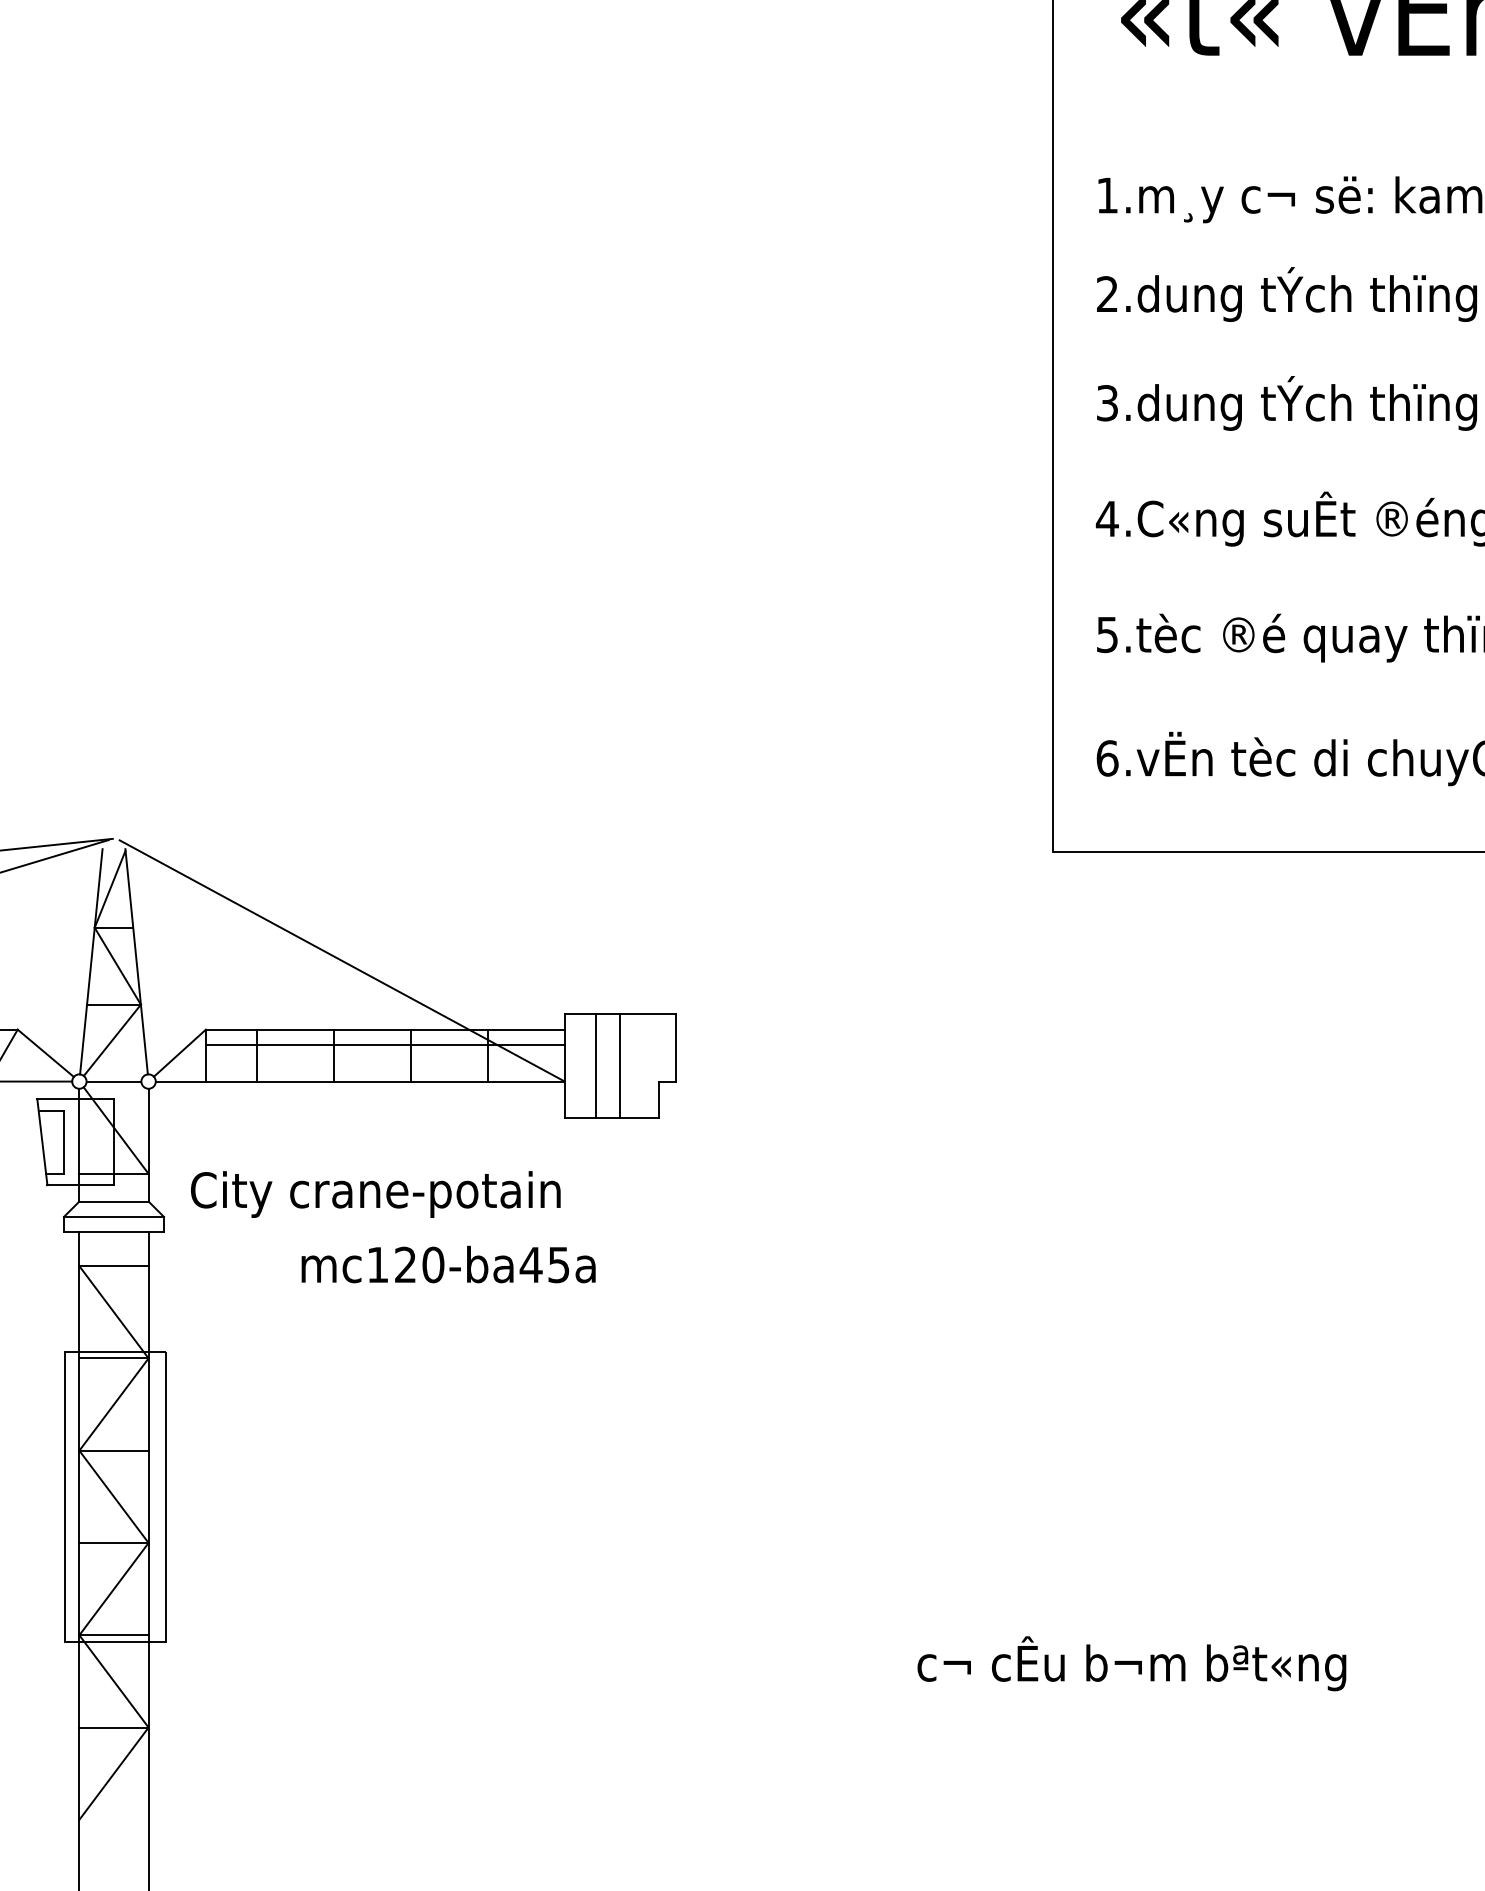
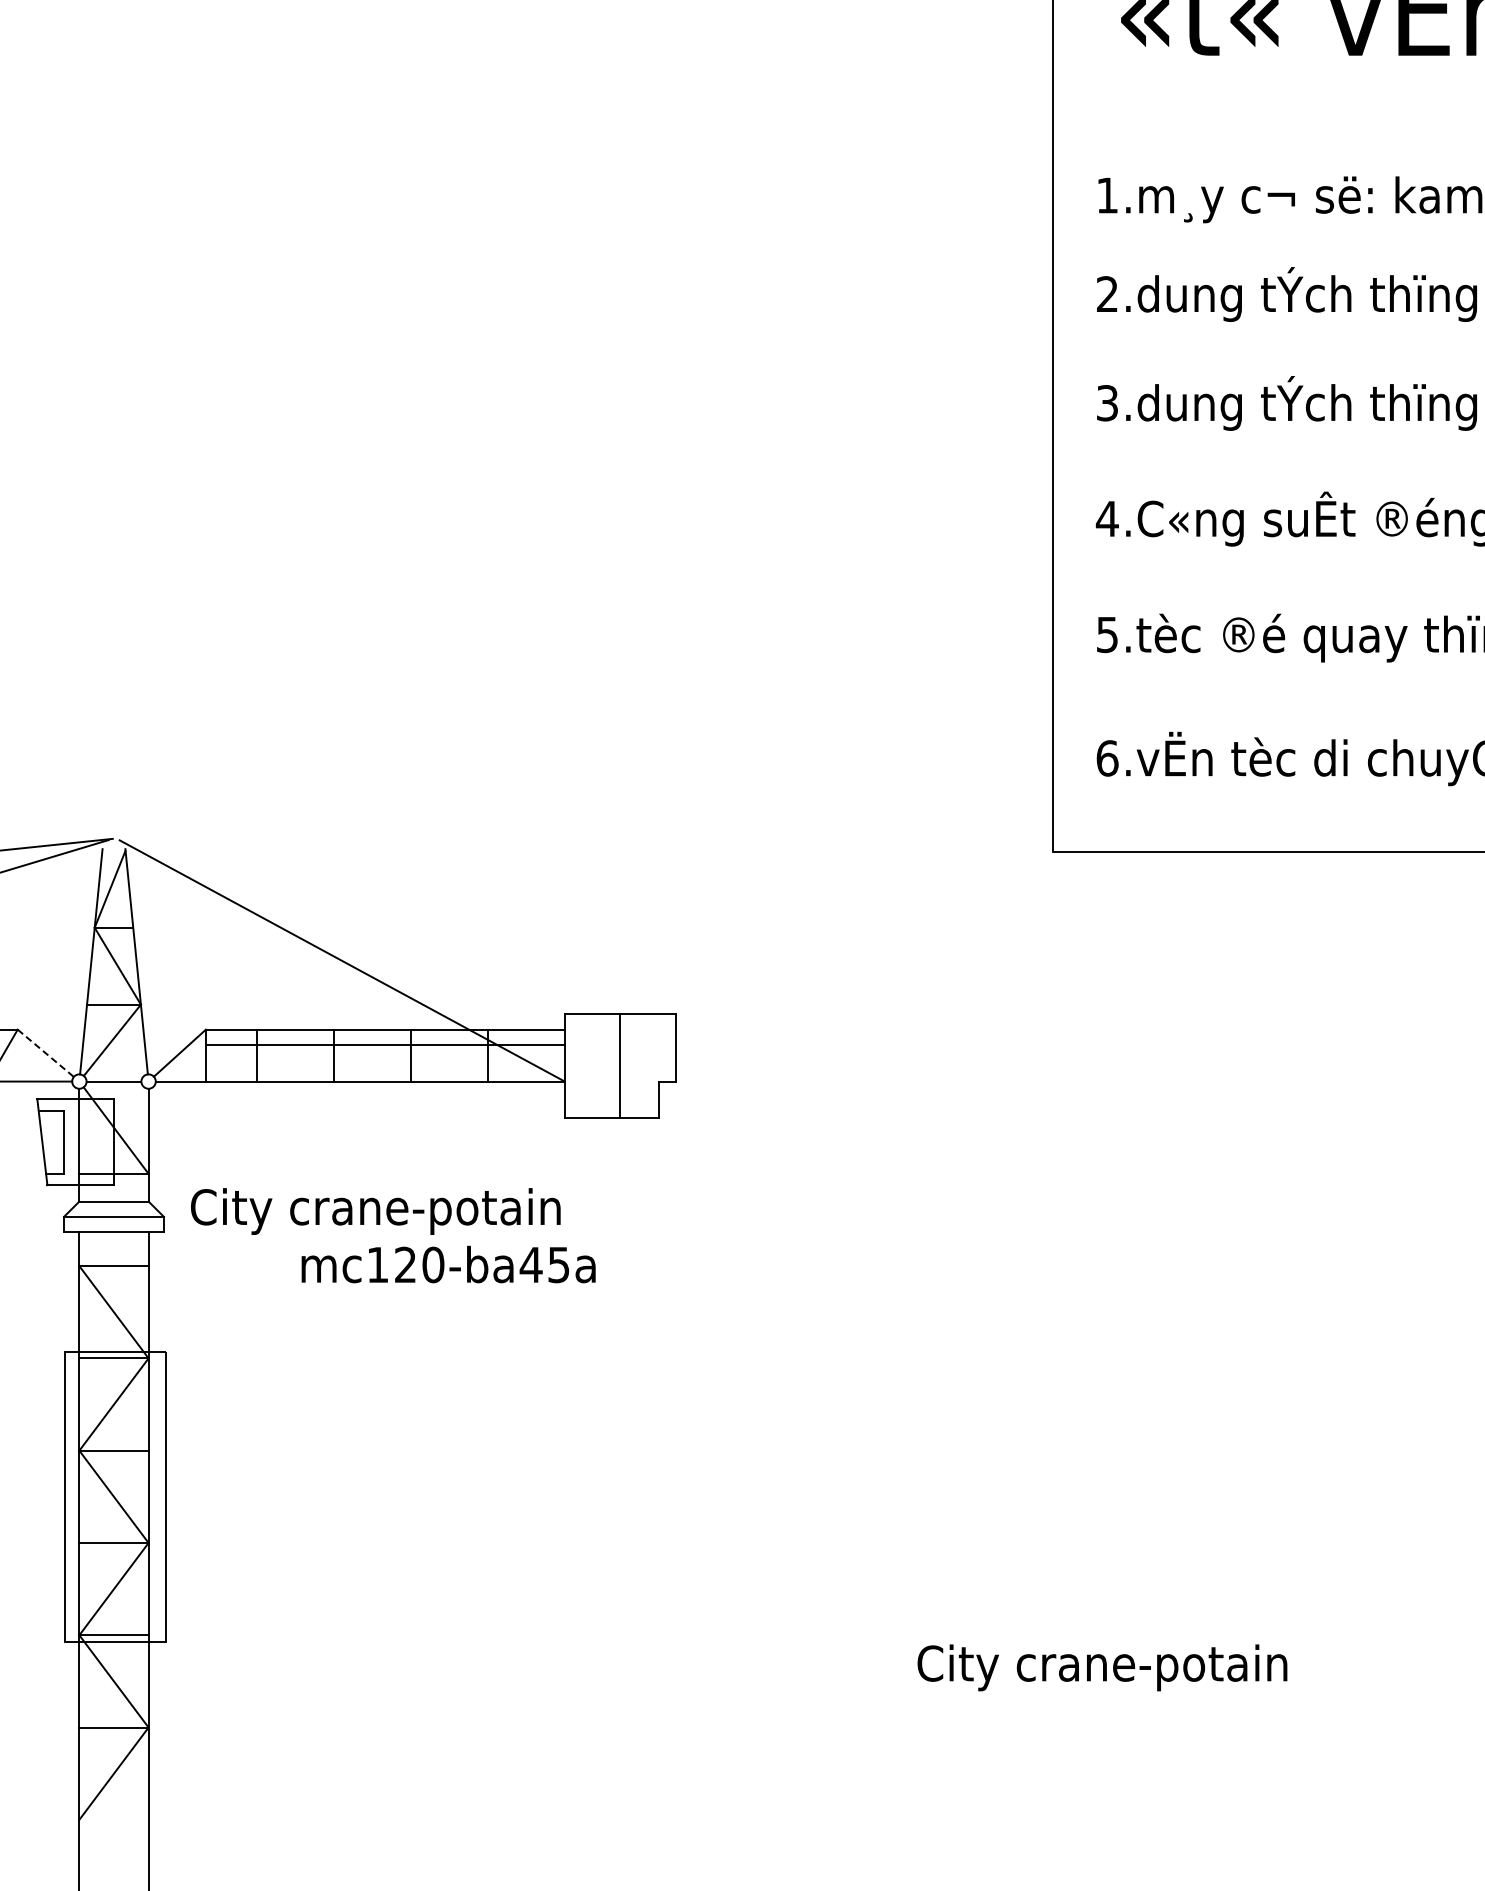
line: solid -> dashed (45, 1053)
line: present -> none (595, 1066)
text position: (375, 1194) -> (375, 1211) (375, 1211)
text: c¬ cÊu b¬m bªt«ng -> City crane-potain (1131, 1663)
